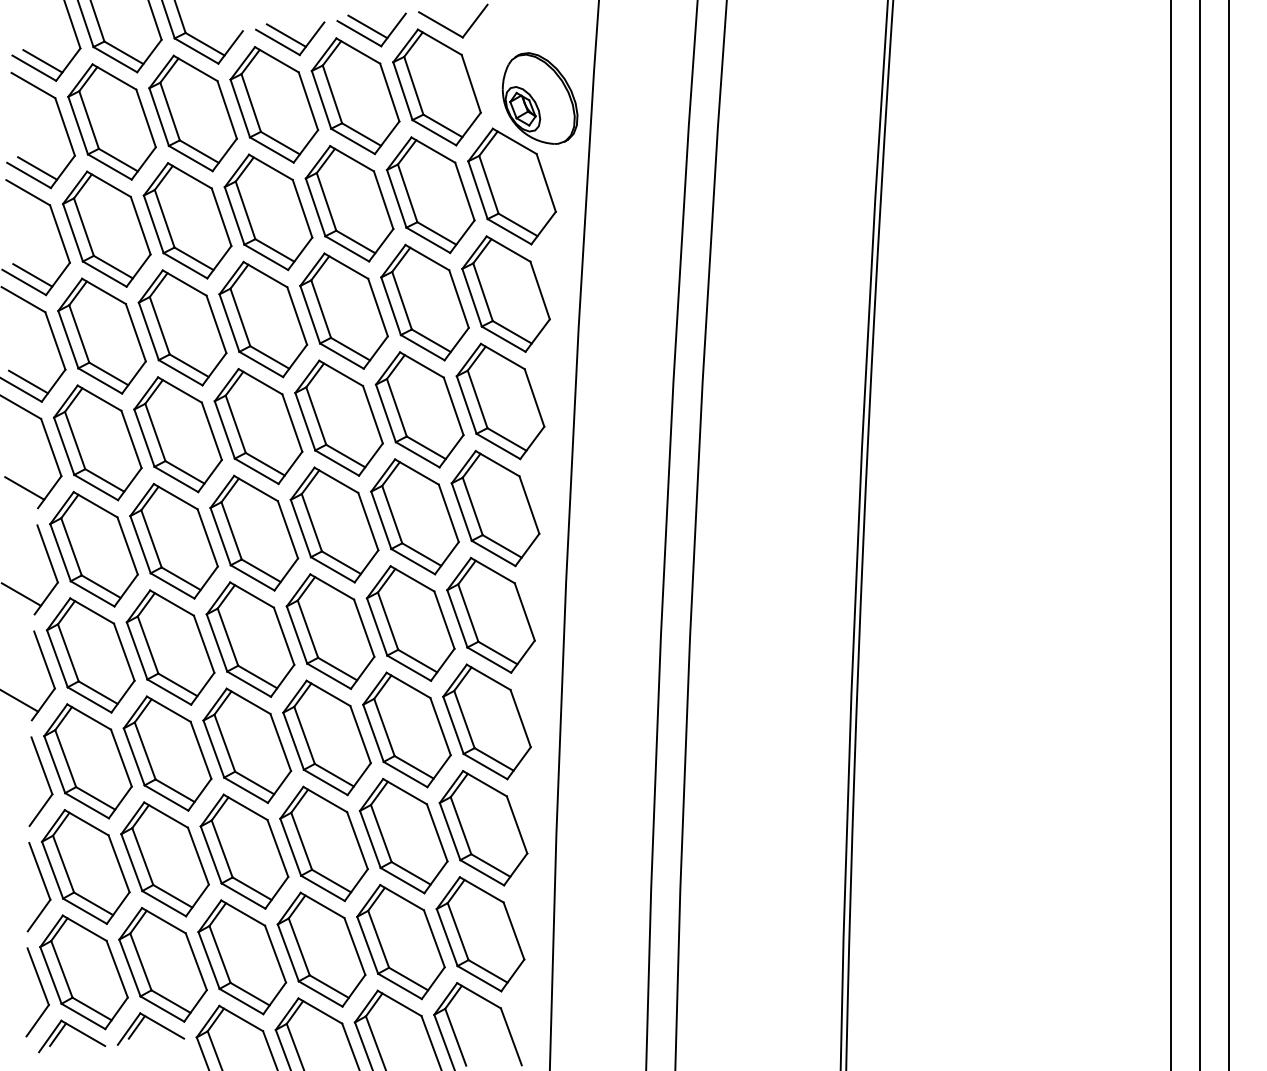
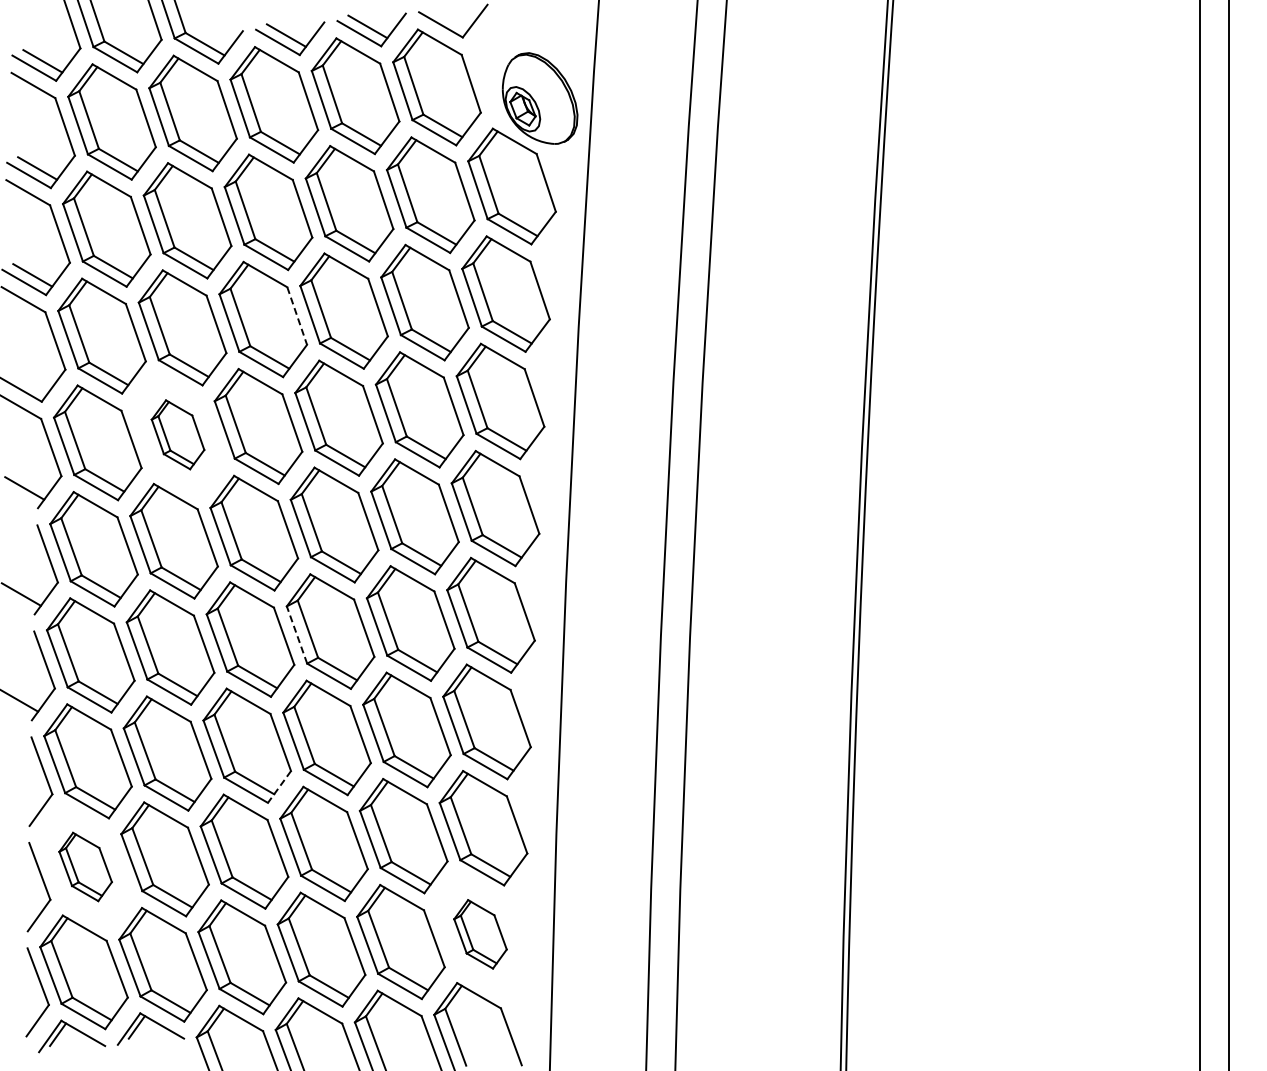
line: solid -> dashed (297, 316)
line: present -> none (28, 381)
part size: 90x118 px -> 56x72 px (177, 434)
line: present -> none (1170, 534)
line: solid -> dashed (296, 634)
line: solid -> dashed (279, 786)
part size: 91x116 px -> 55x72 px (85, 866)
part size: 91x117 px -> 55x71 px (480, 934)
